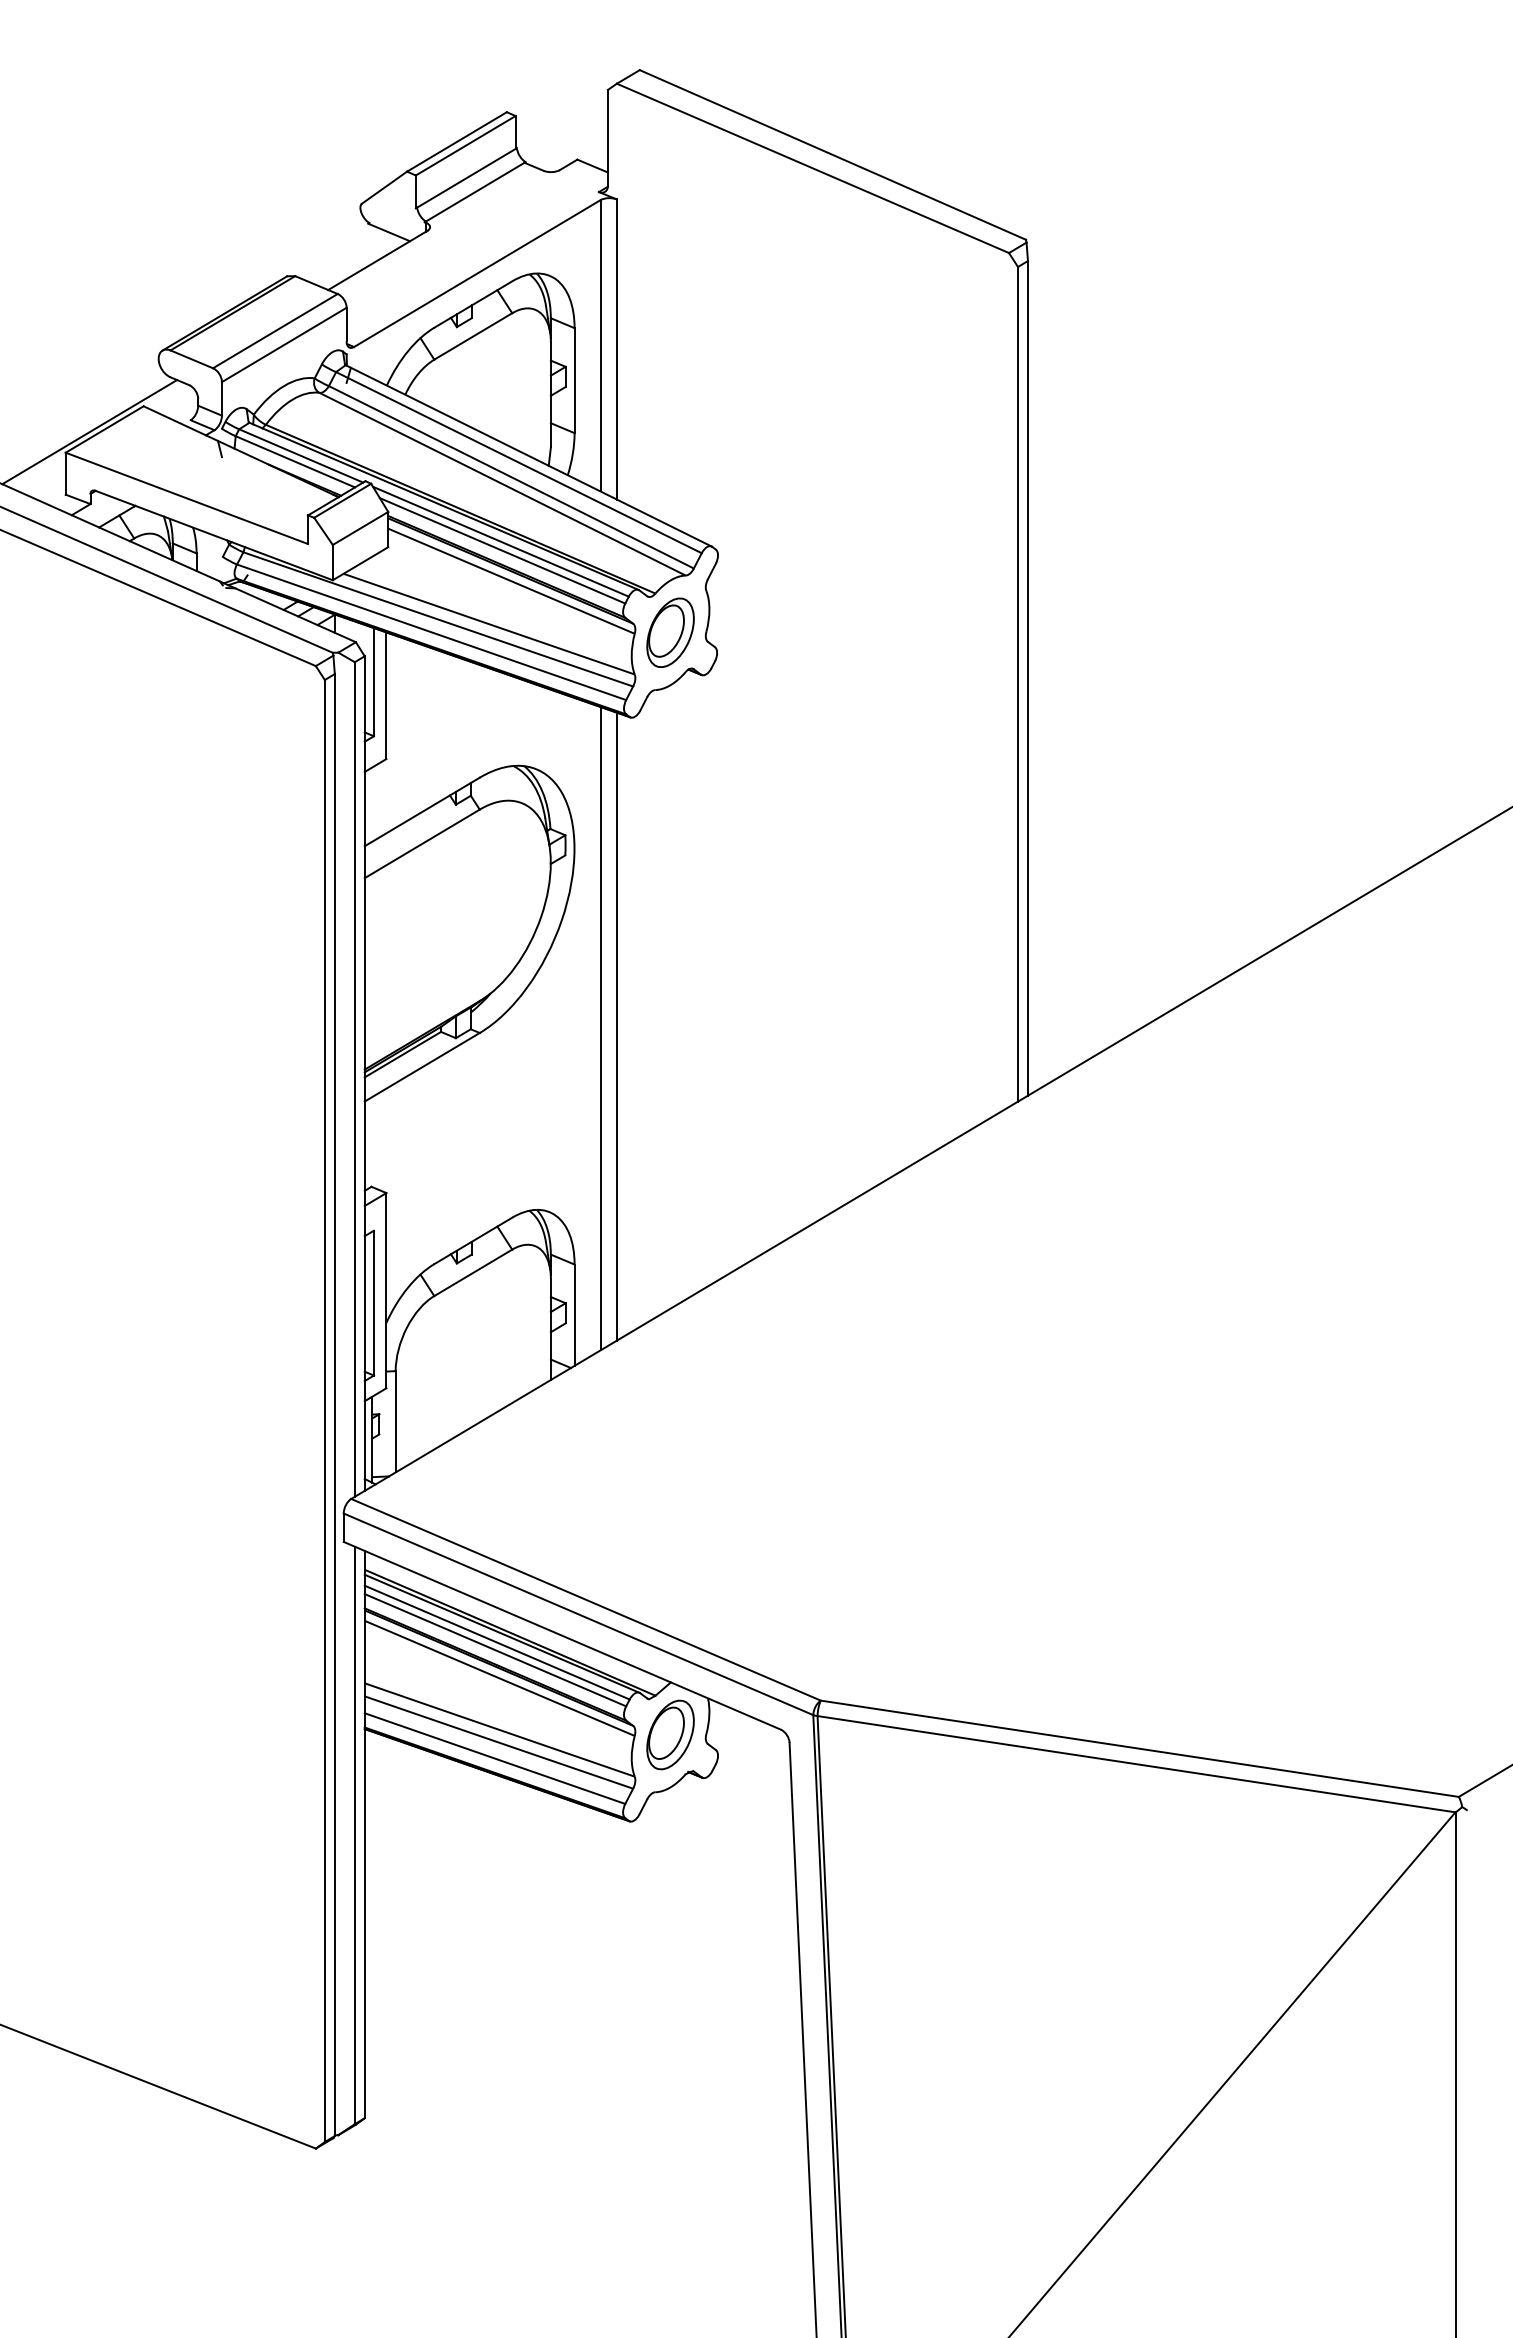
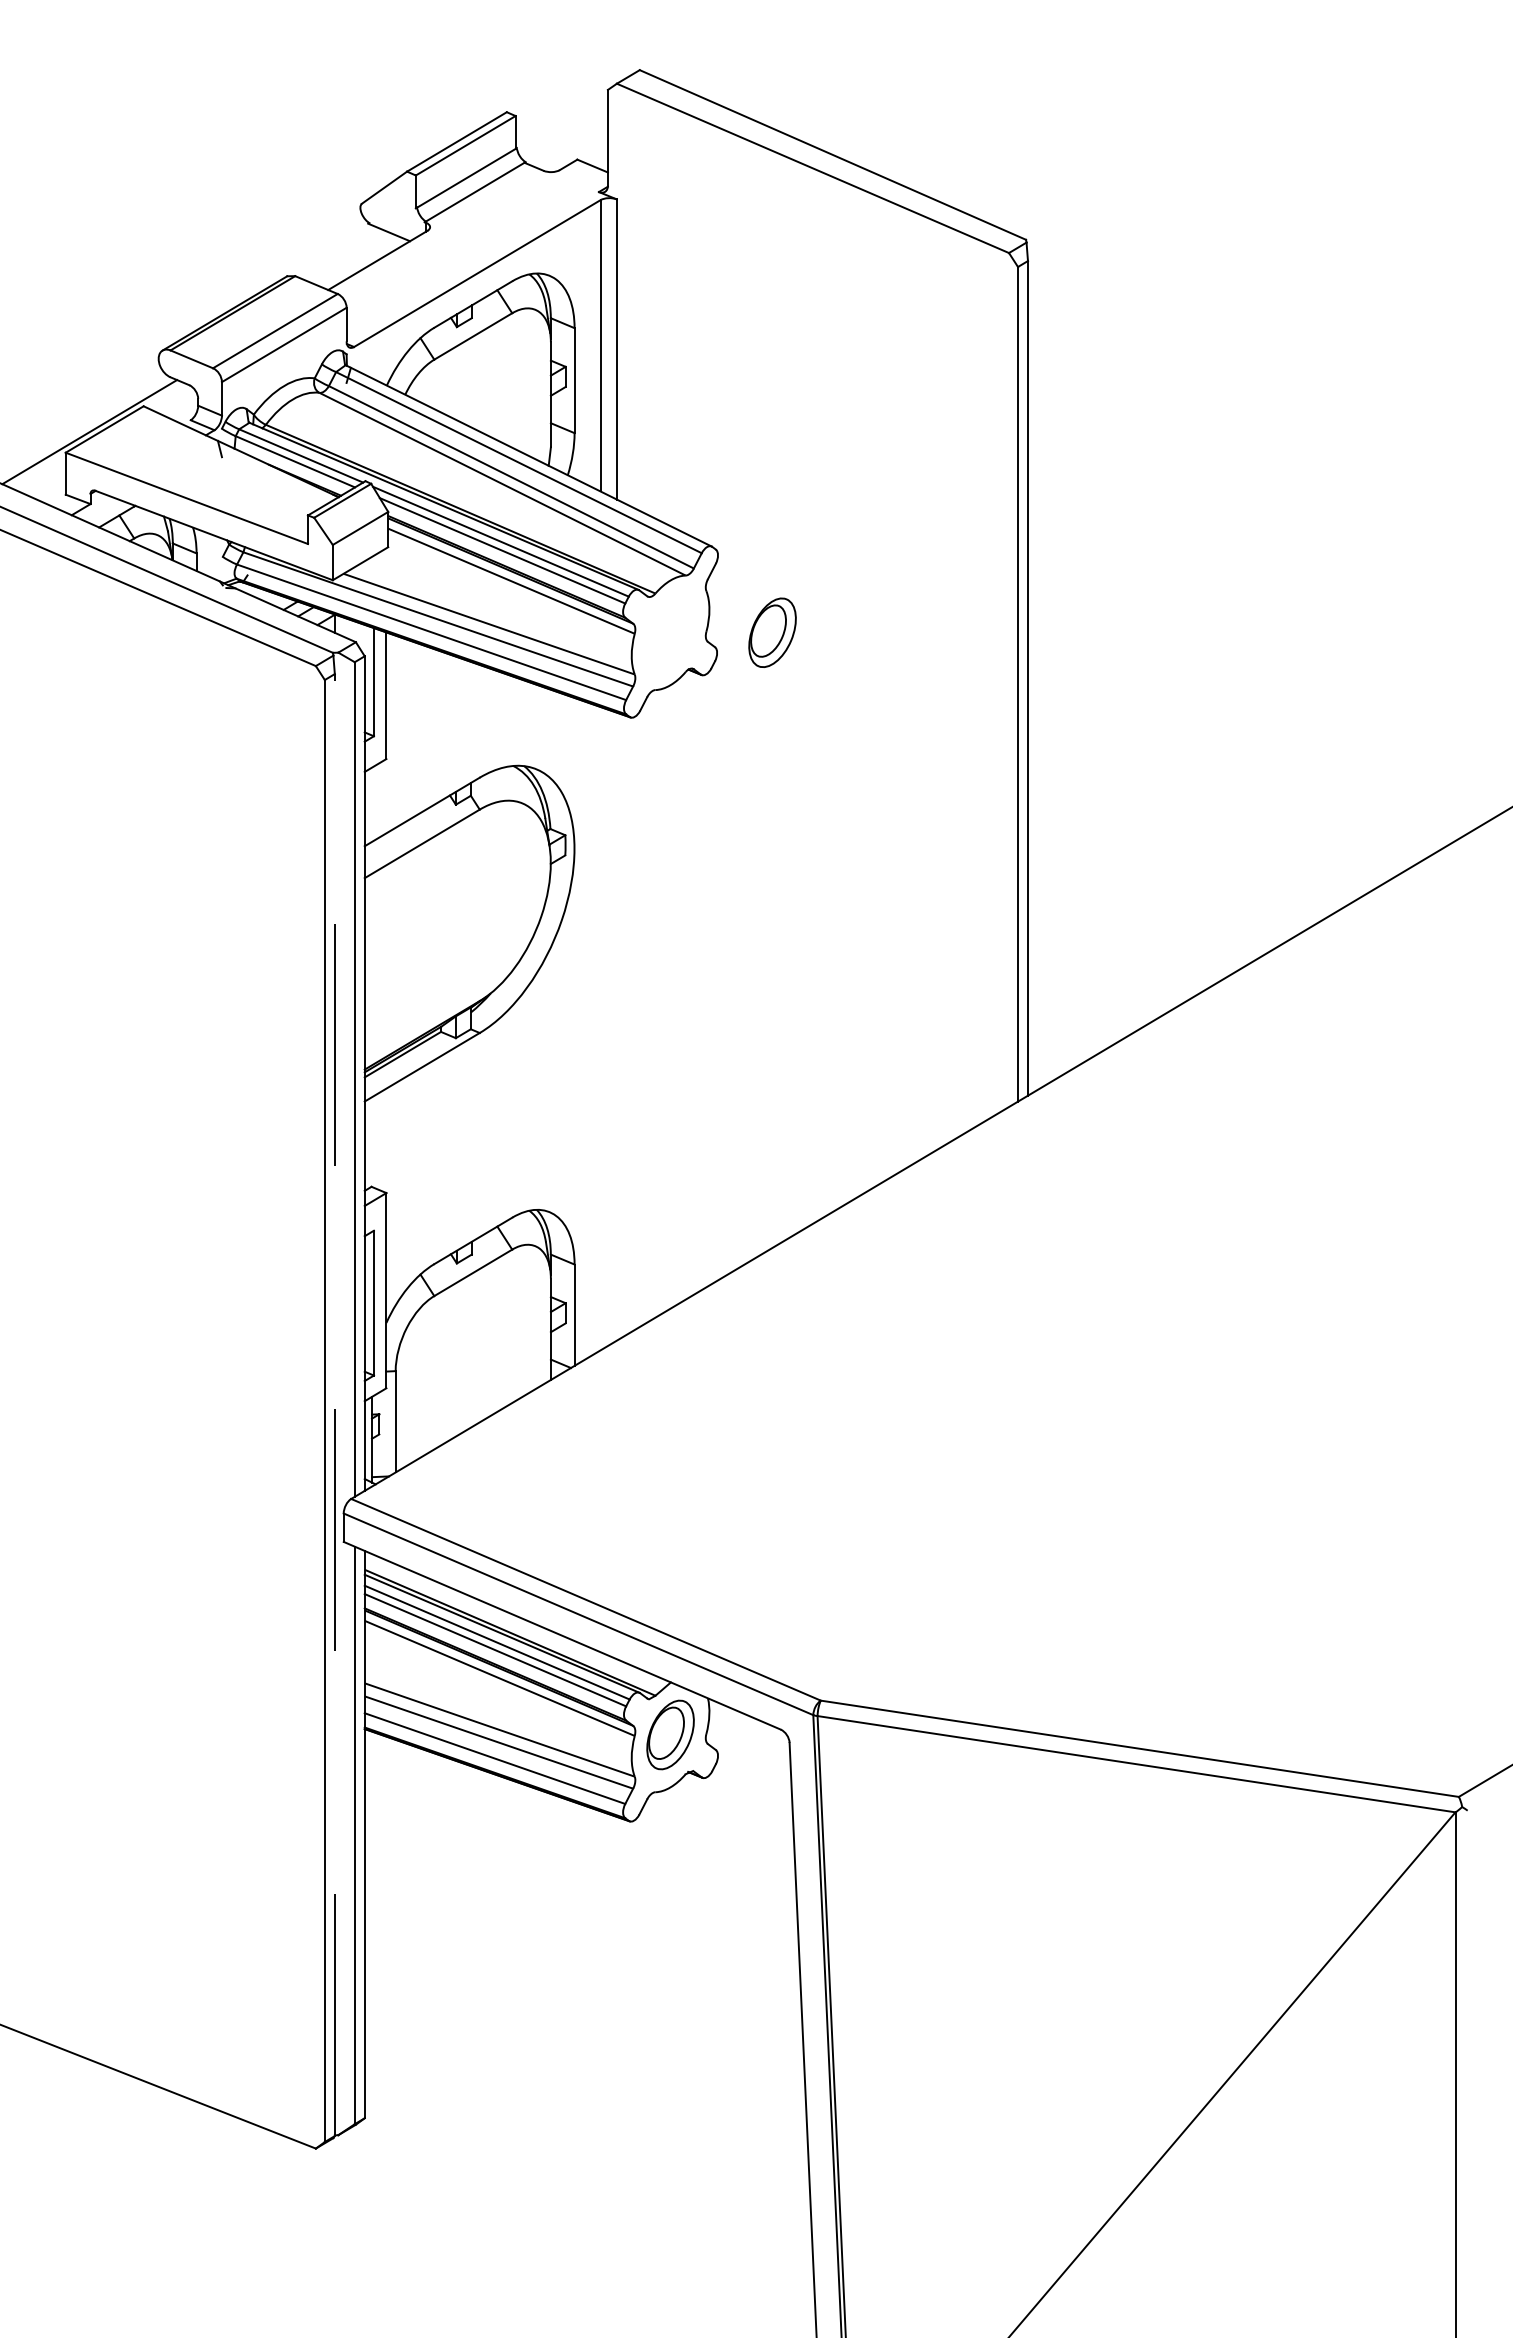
part position: (670, 632) -> (772, 632) (772, 632)
line: present -> none (616, 1026)
line: present -> none (600, 1028)
line: solid -> dashed (334, 1405)
